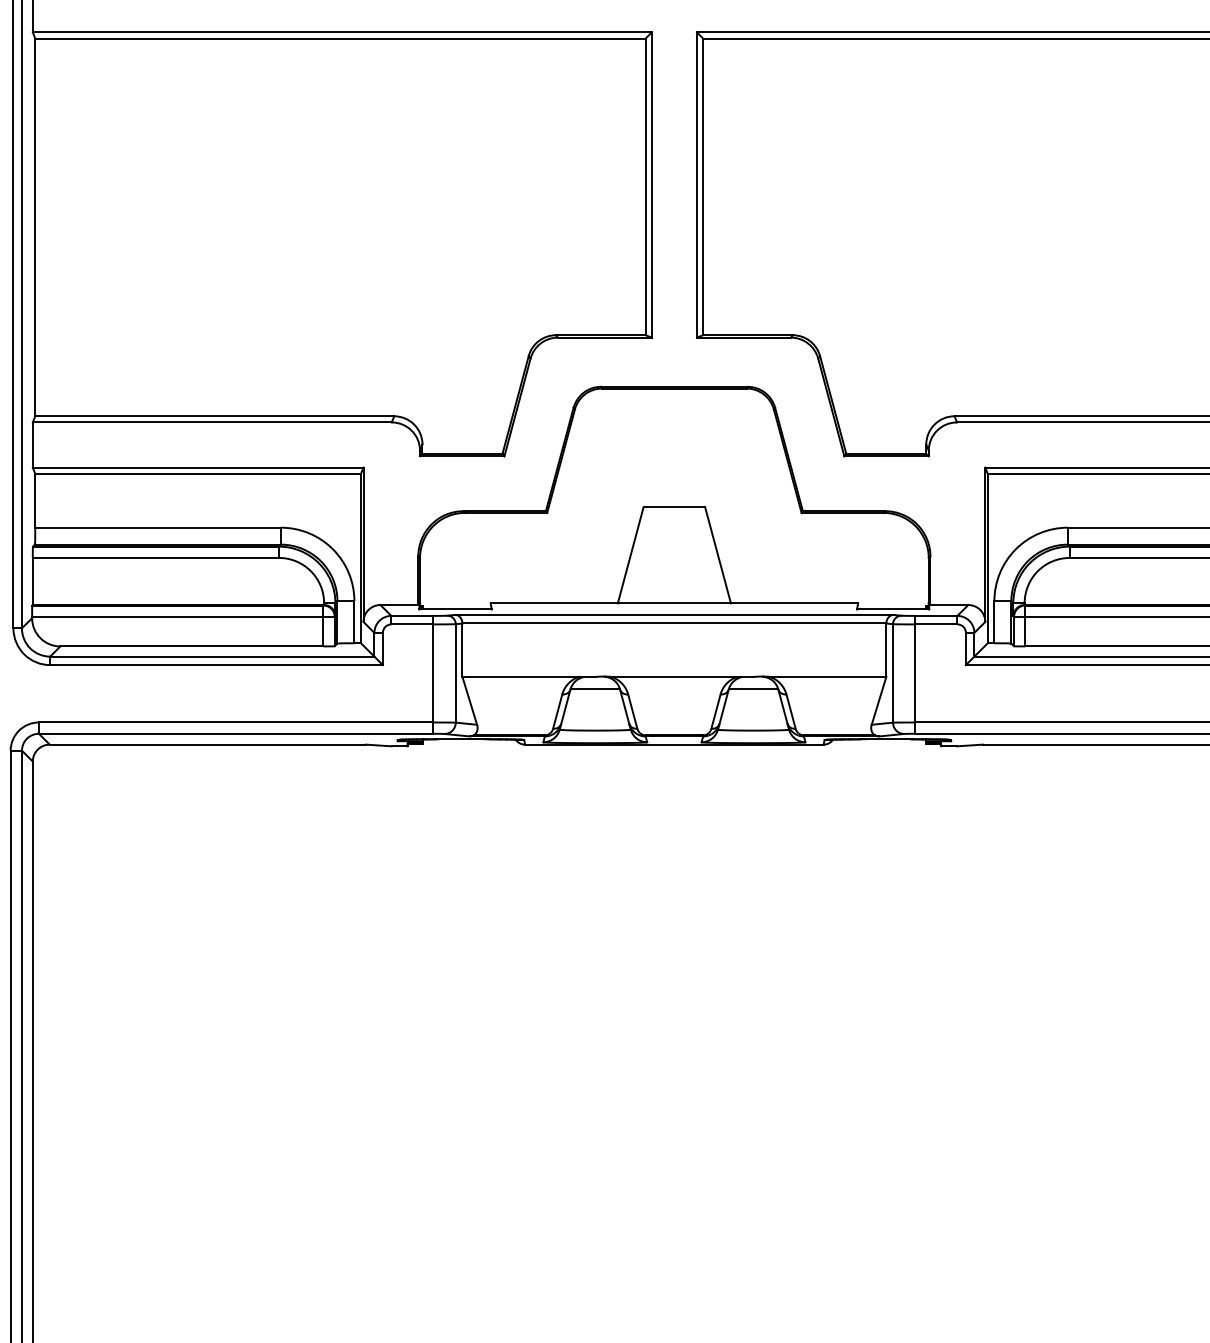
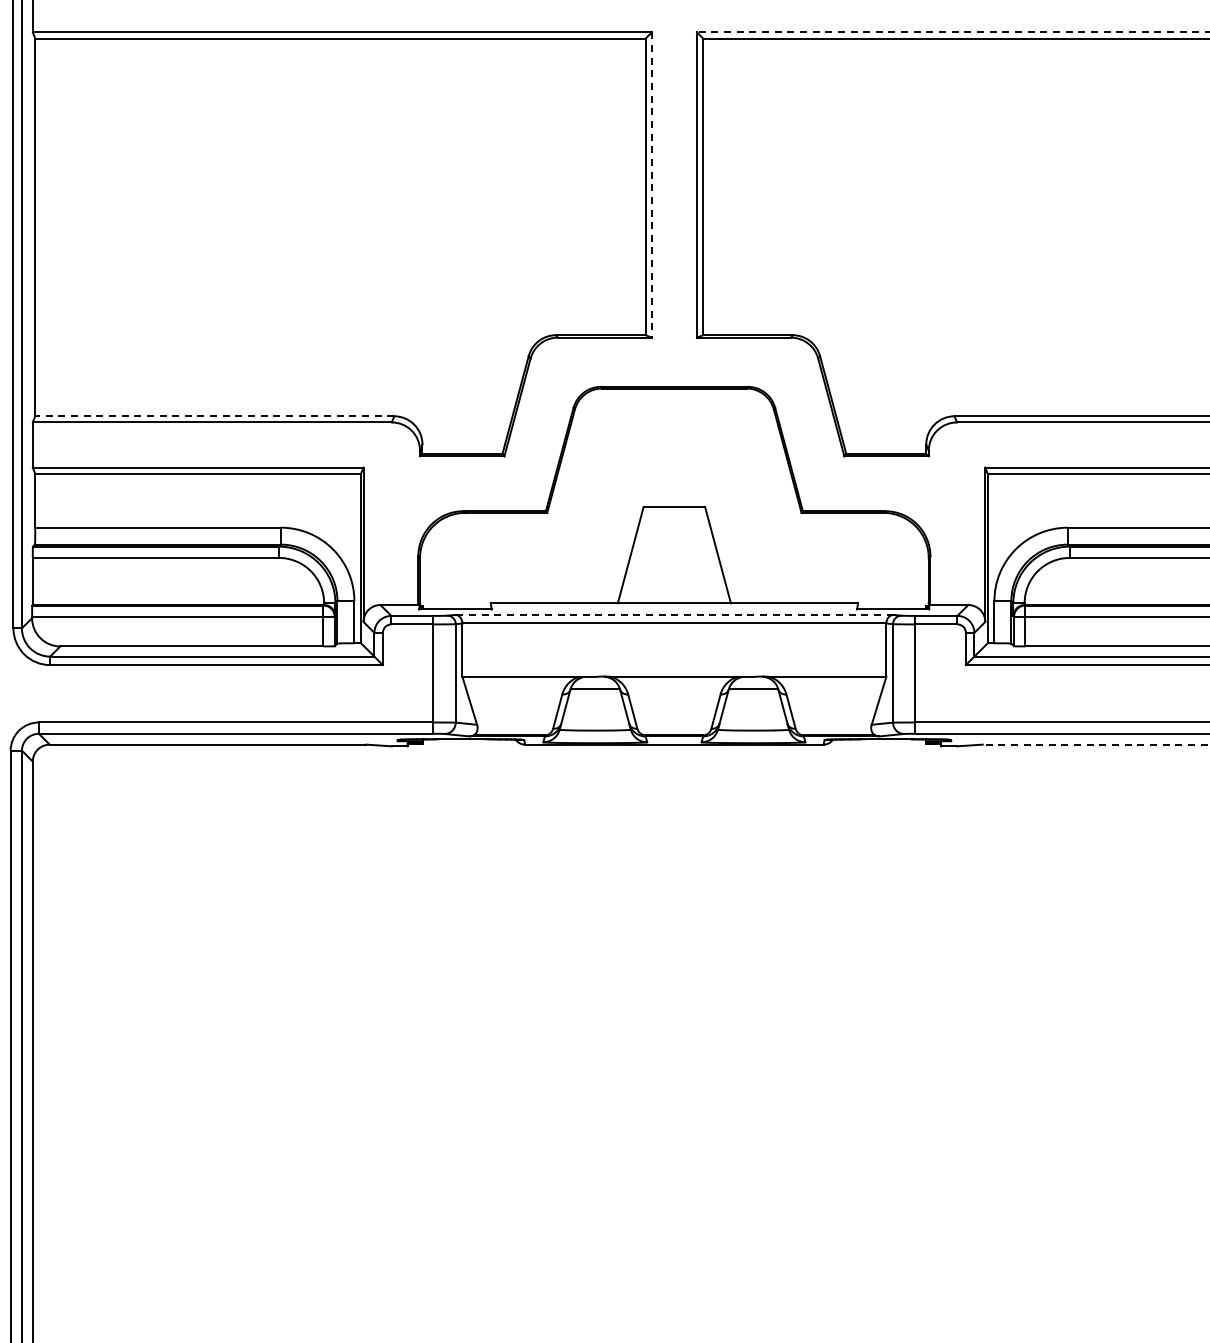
line: solid -> dashed (952, 32)
line: solid -> dashed (651, 185)
line: solid -> dashed (214, 416)
line: solid -> dashed (673, 614)
line: solid -> dashed (1095, 744)
